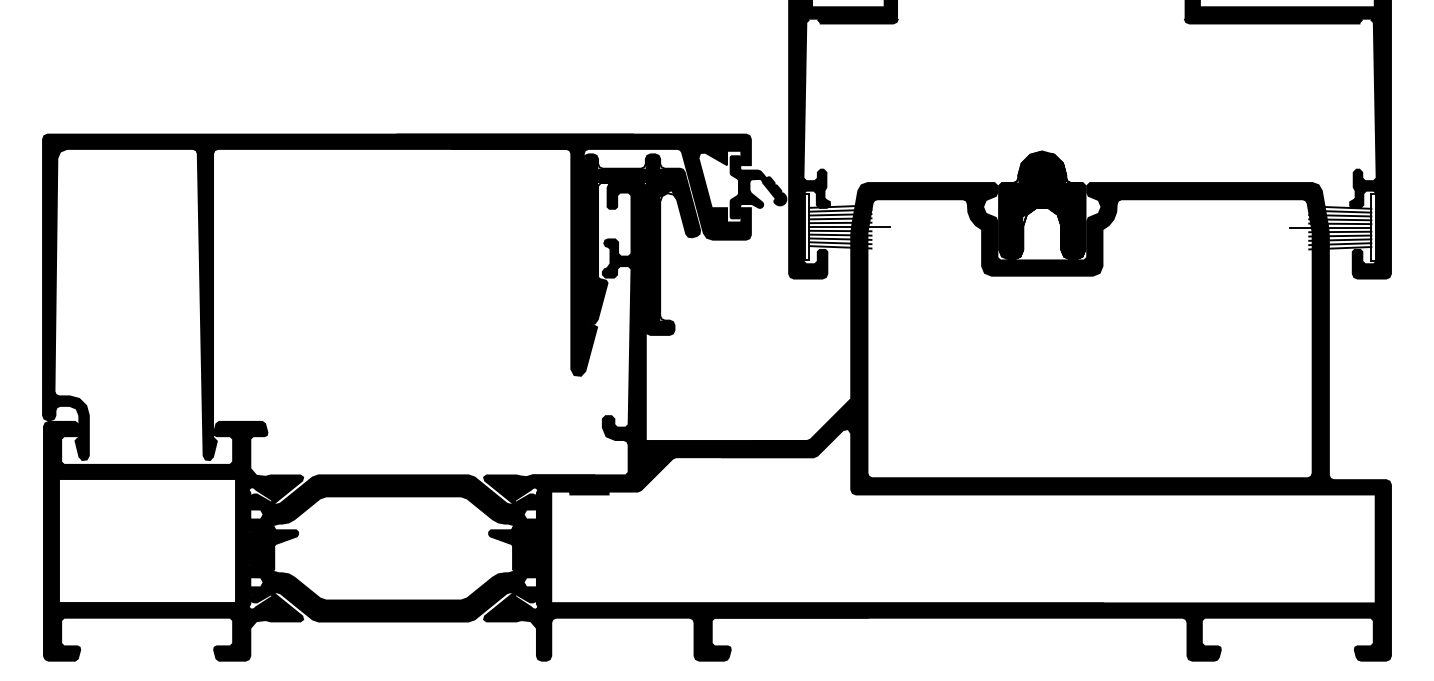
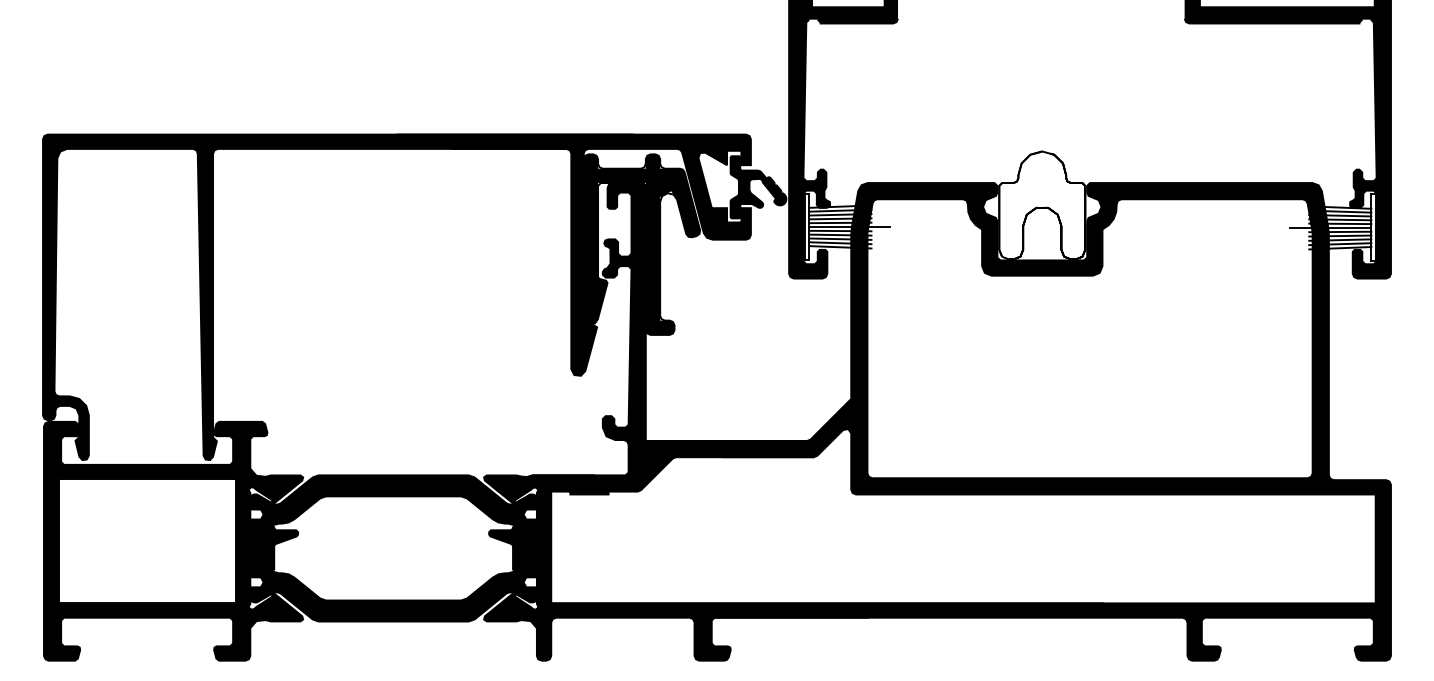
fill: present -> none (1042, 205)
